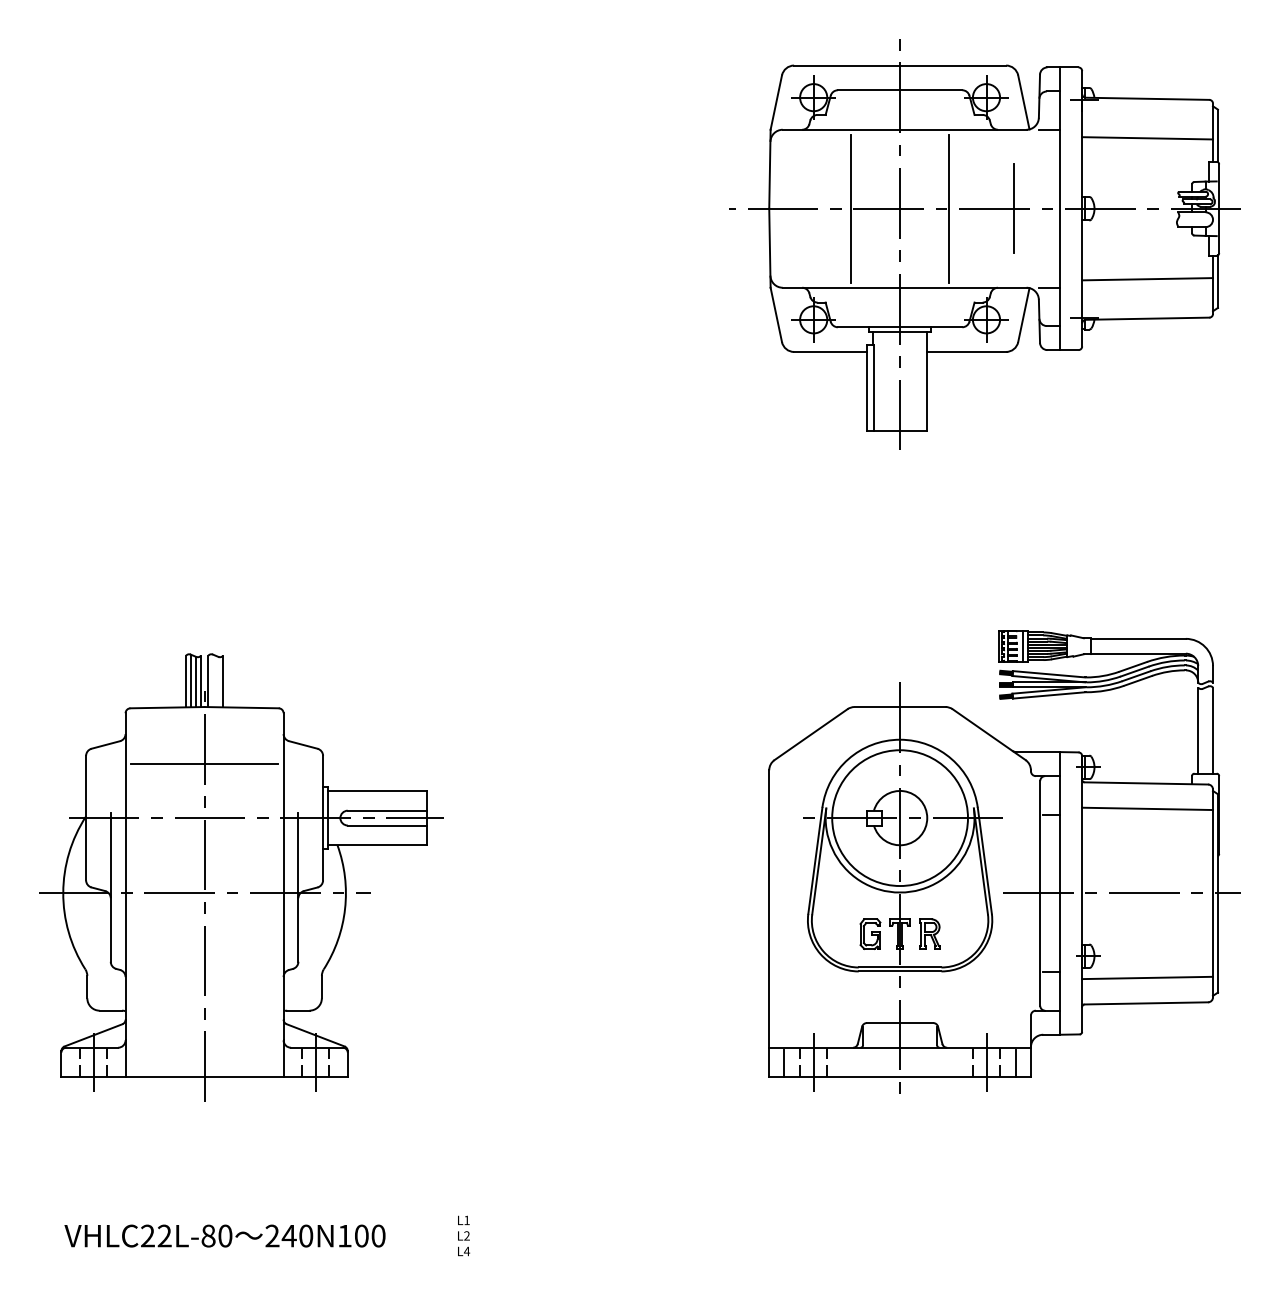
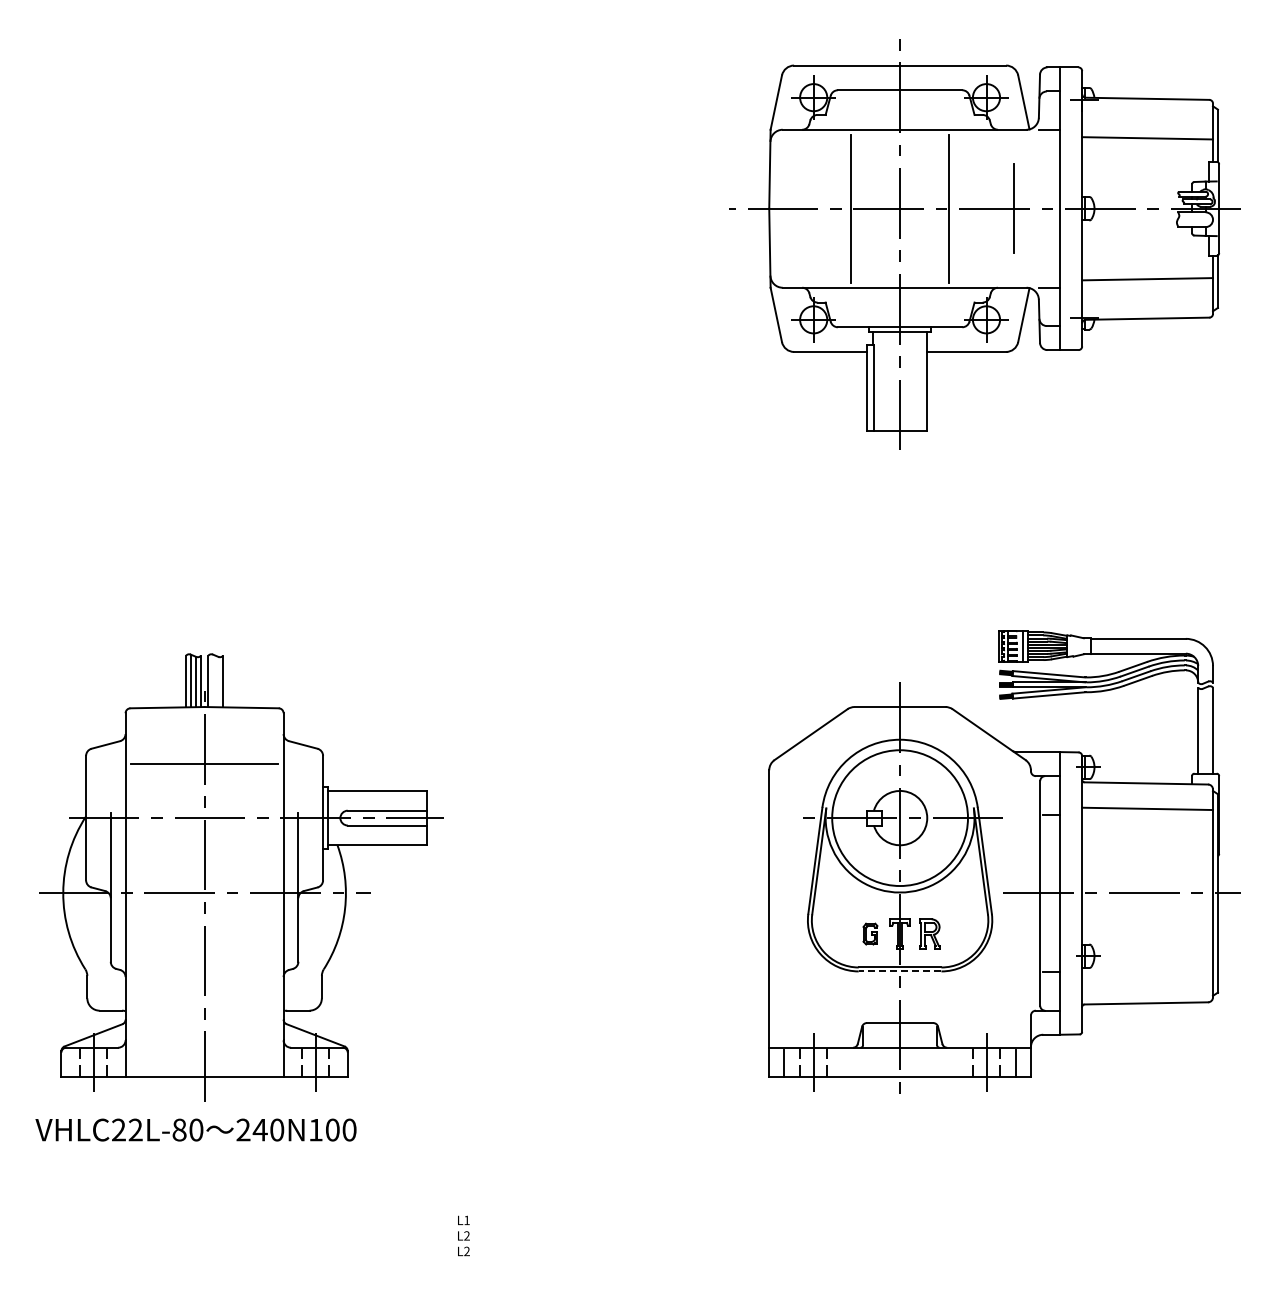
part size: 23x32 px -> 17x24 px (870, 933)
line: solid -> dashed (899, 971)
line: present -> none (1147, 977)
text position: (224, 1235) -> (195, 1129) (195, 1129)
text: L4 -> L2 (466, 1251)
